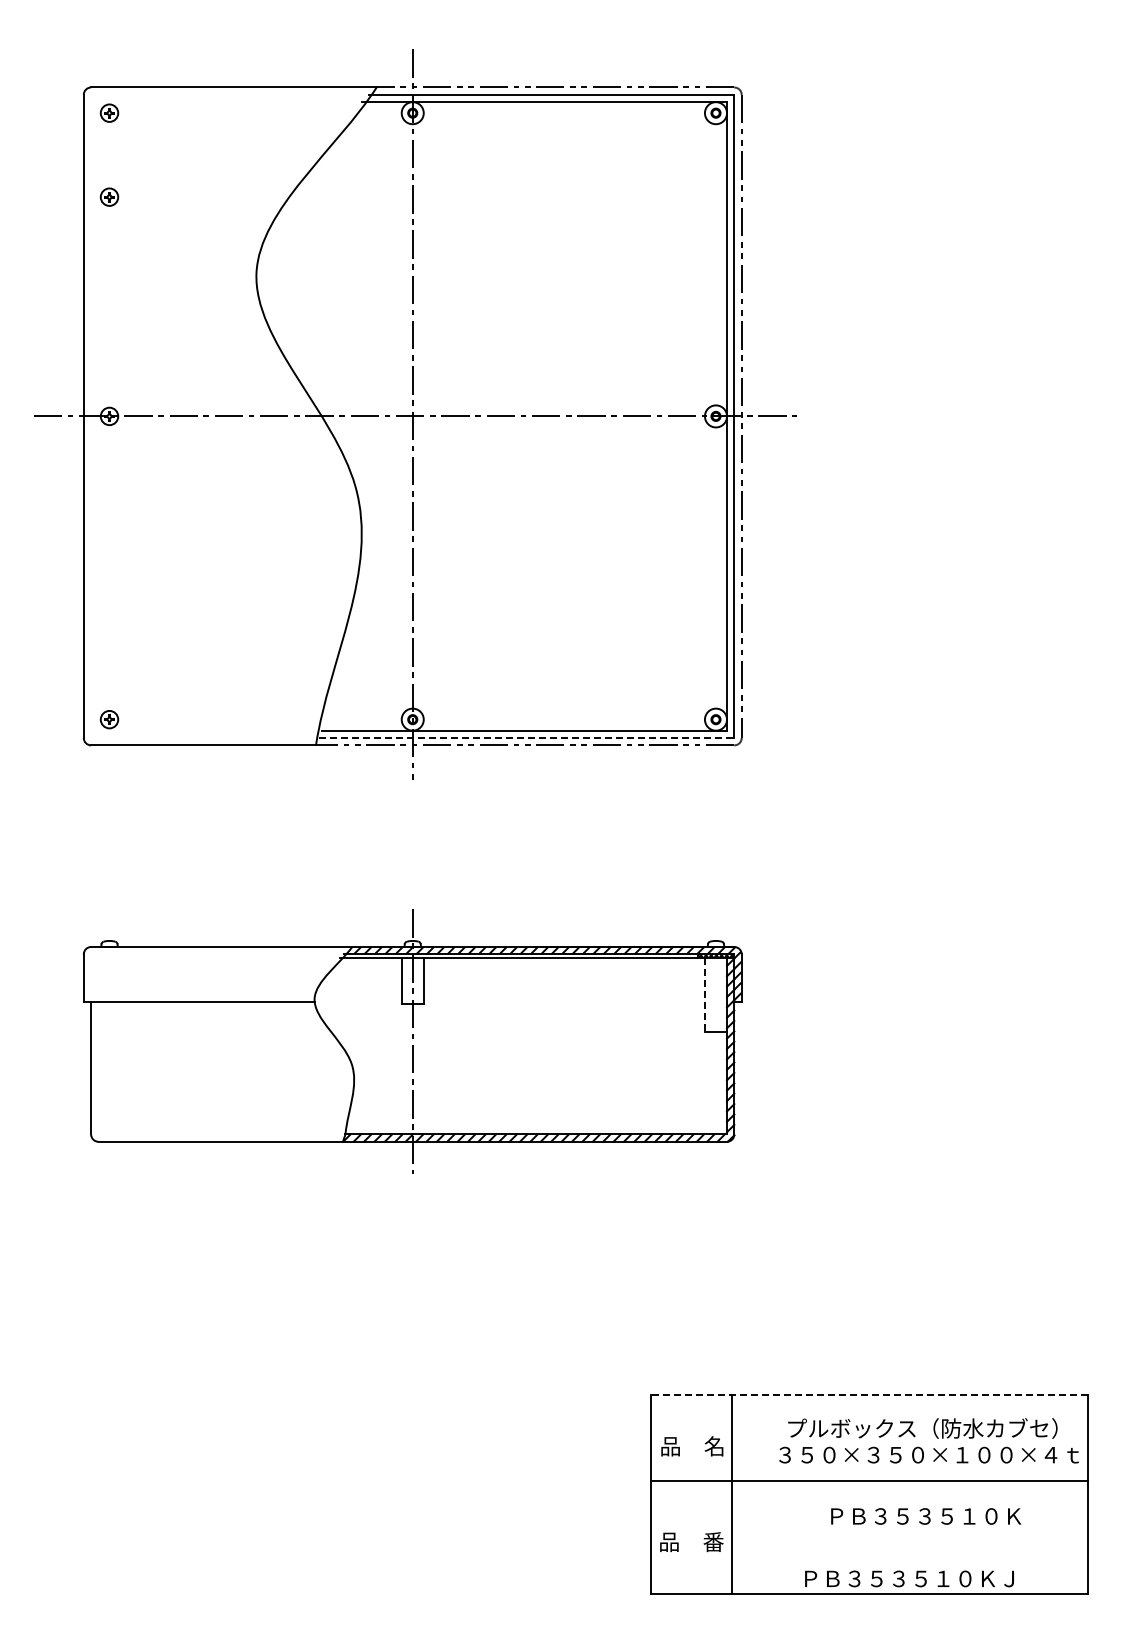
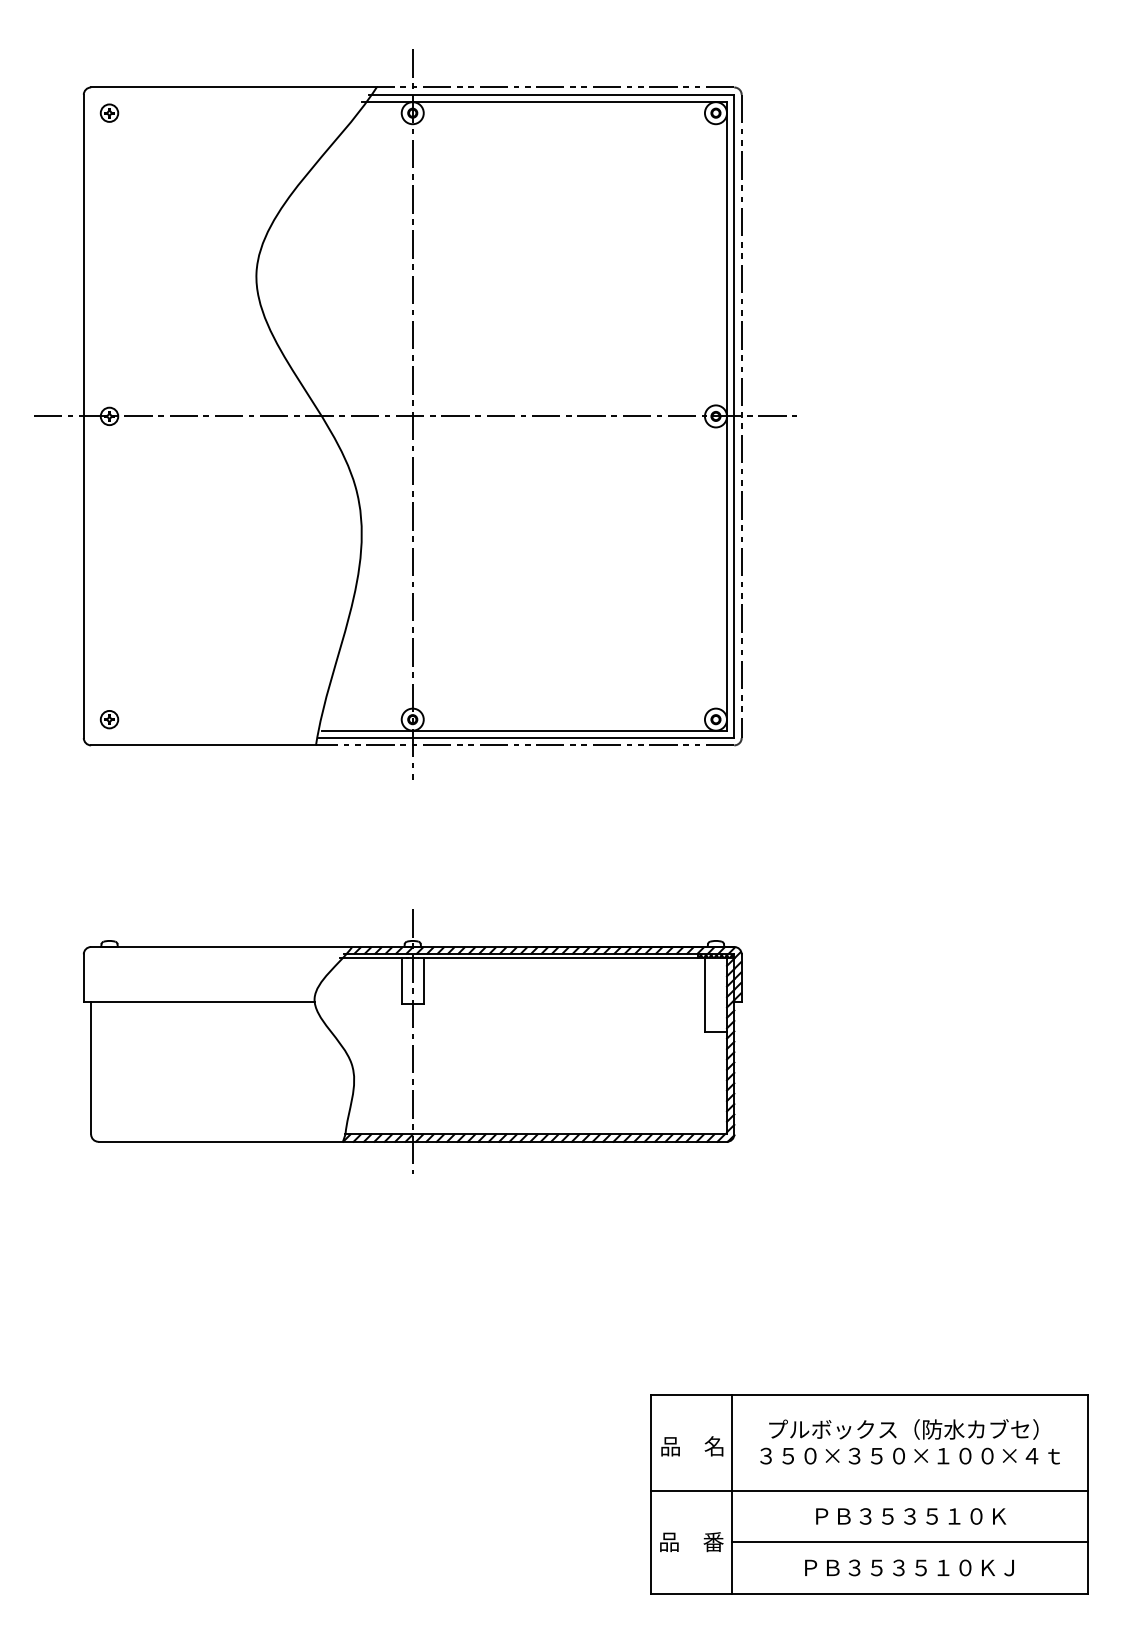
part: present -> none (109, 196)
line: dashed -> solid (526, 738)
line: dashed -> solid (704, 994)
line: dashed -> solid (869, 1395)
text position: (928, 1440) -> (909, 1441) (909, 1441)
line position: (869, 1480) -> (869, 1490) (869, 1490)
text position: (926, 1516) -> (911, 1516) (911, 1516)
line: none -> present (909, 1542)
text position: (909, 1578) -> (909, 1567) (909, 1567)
